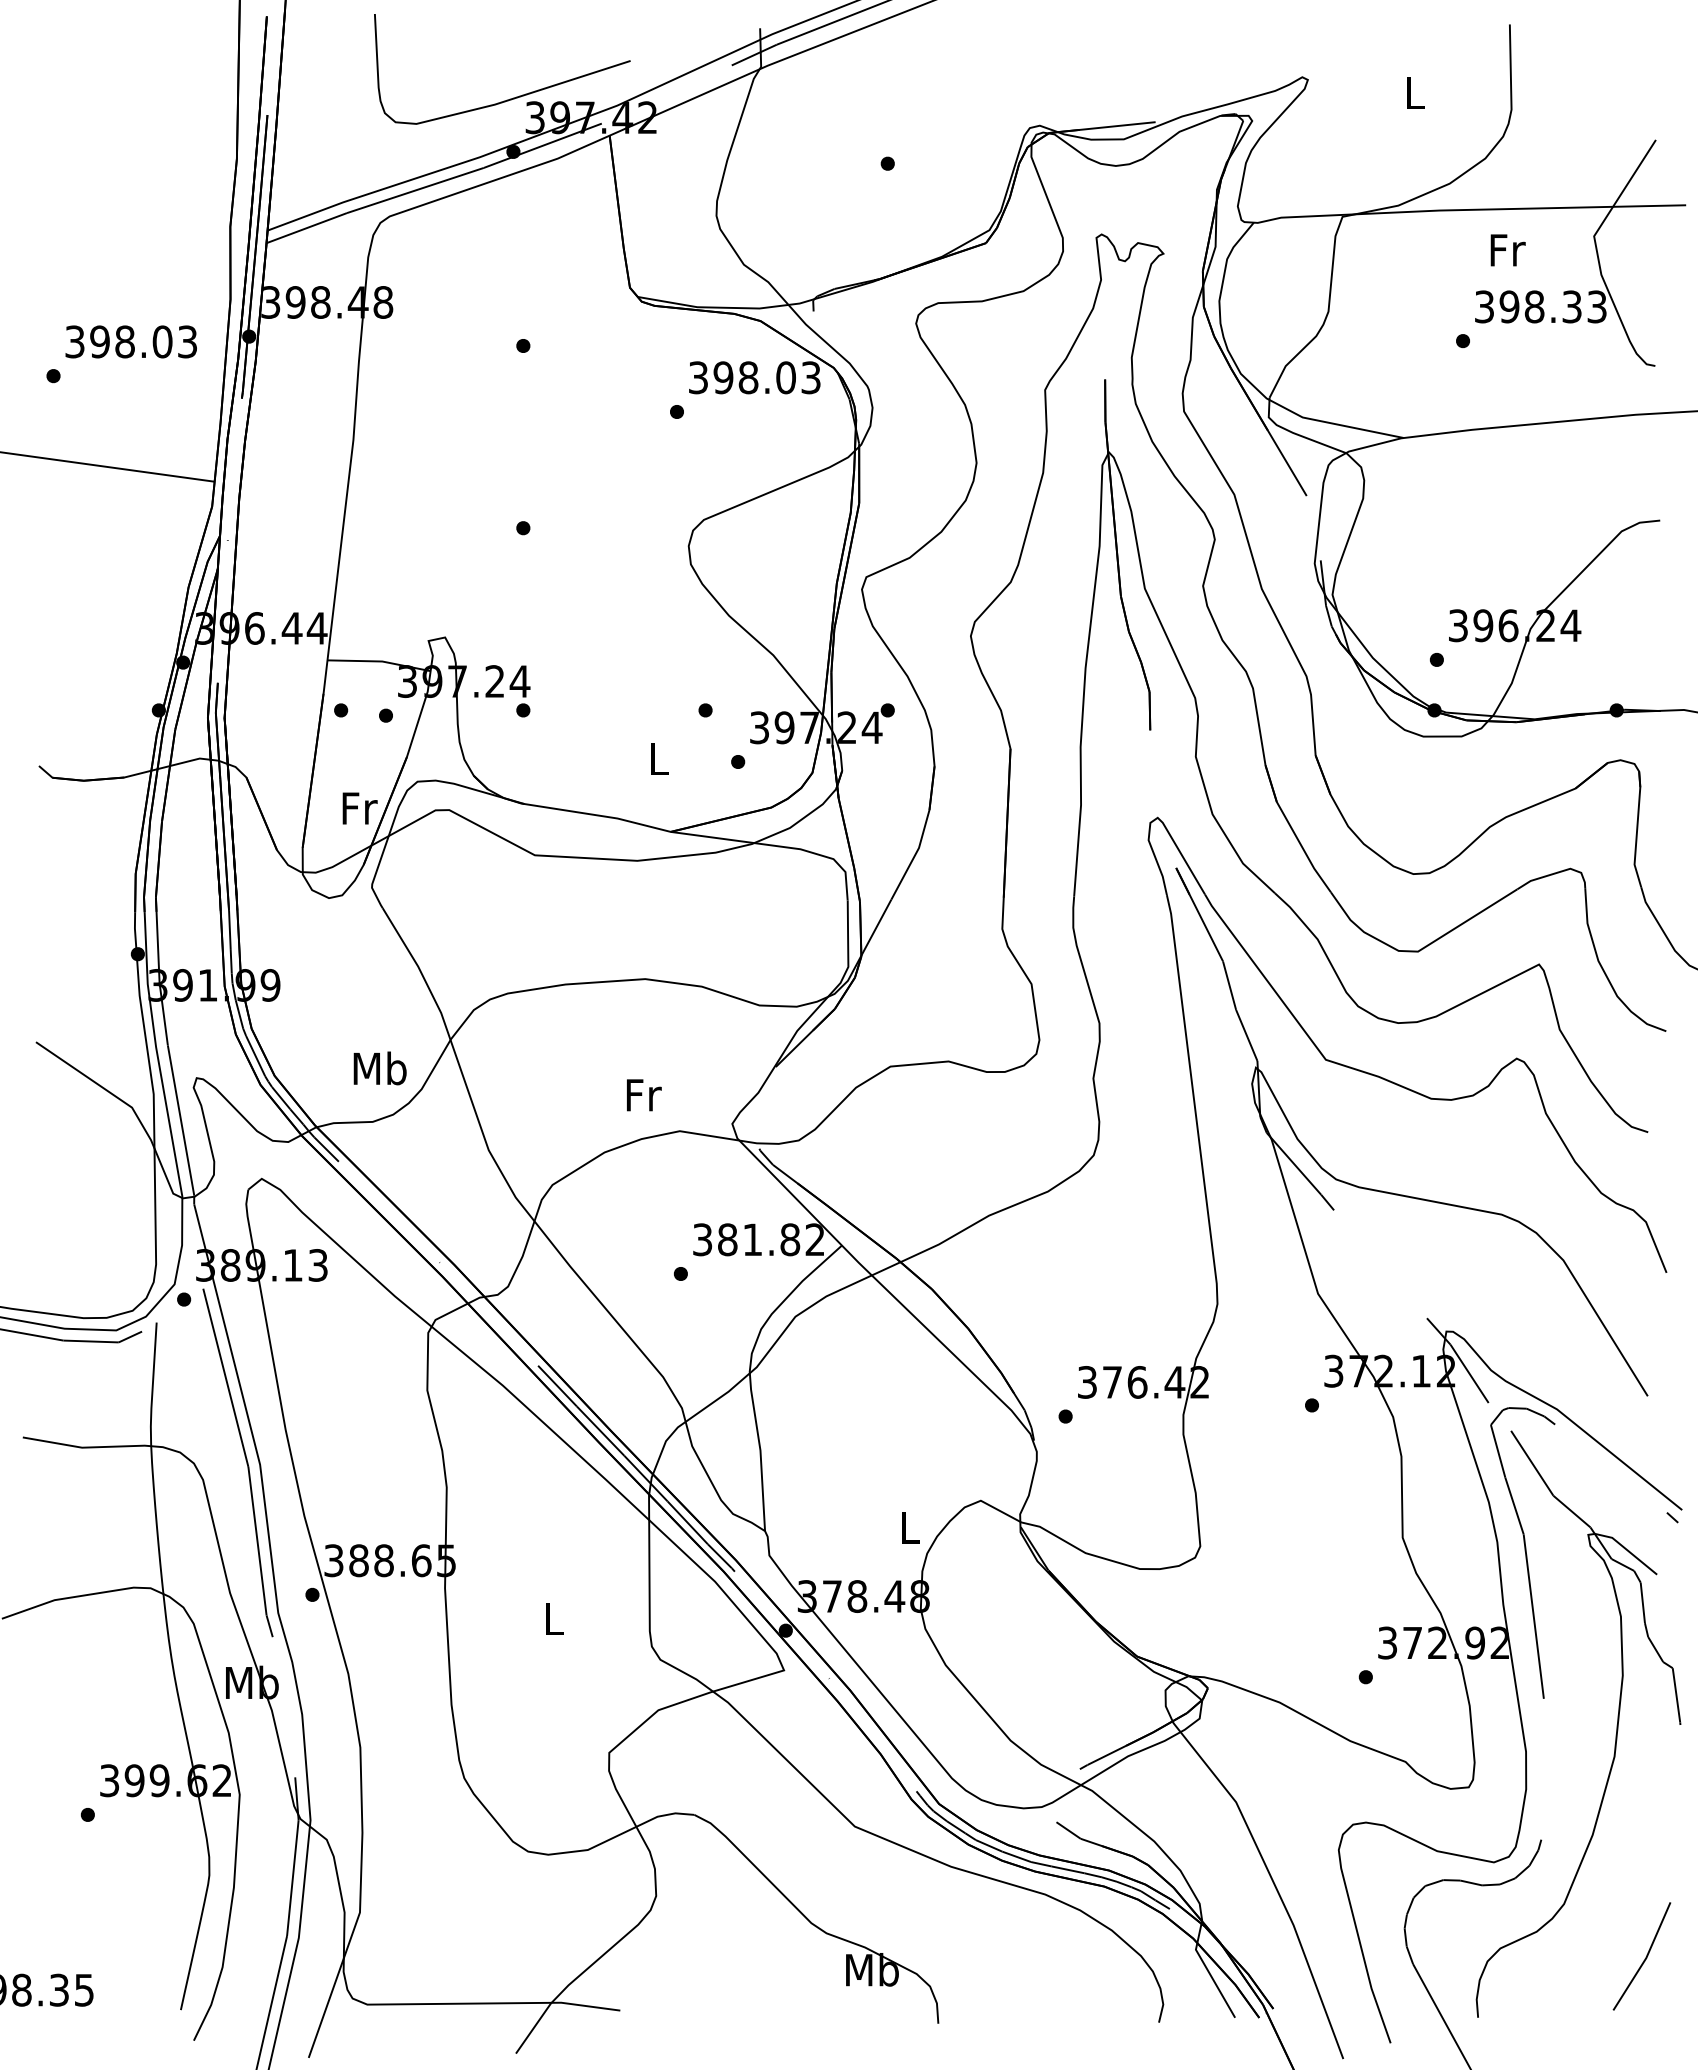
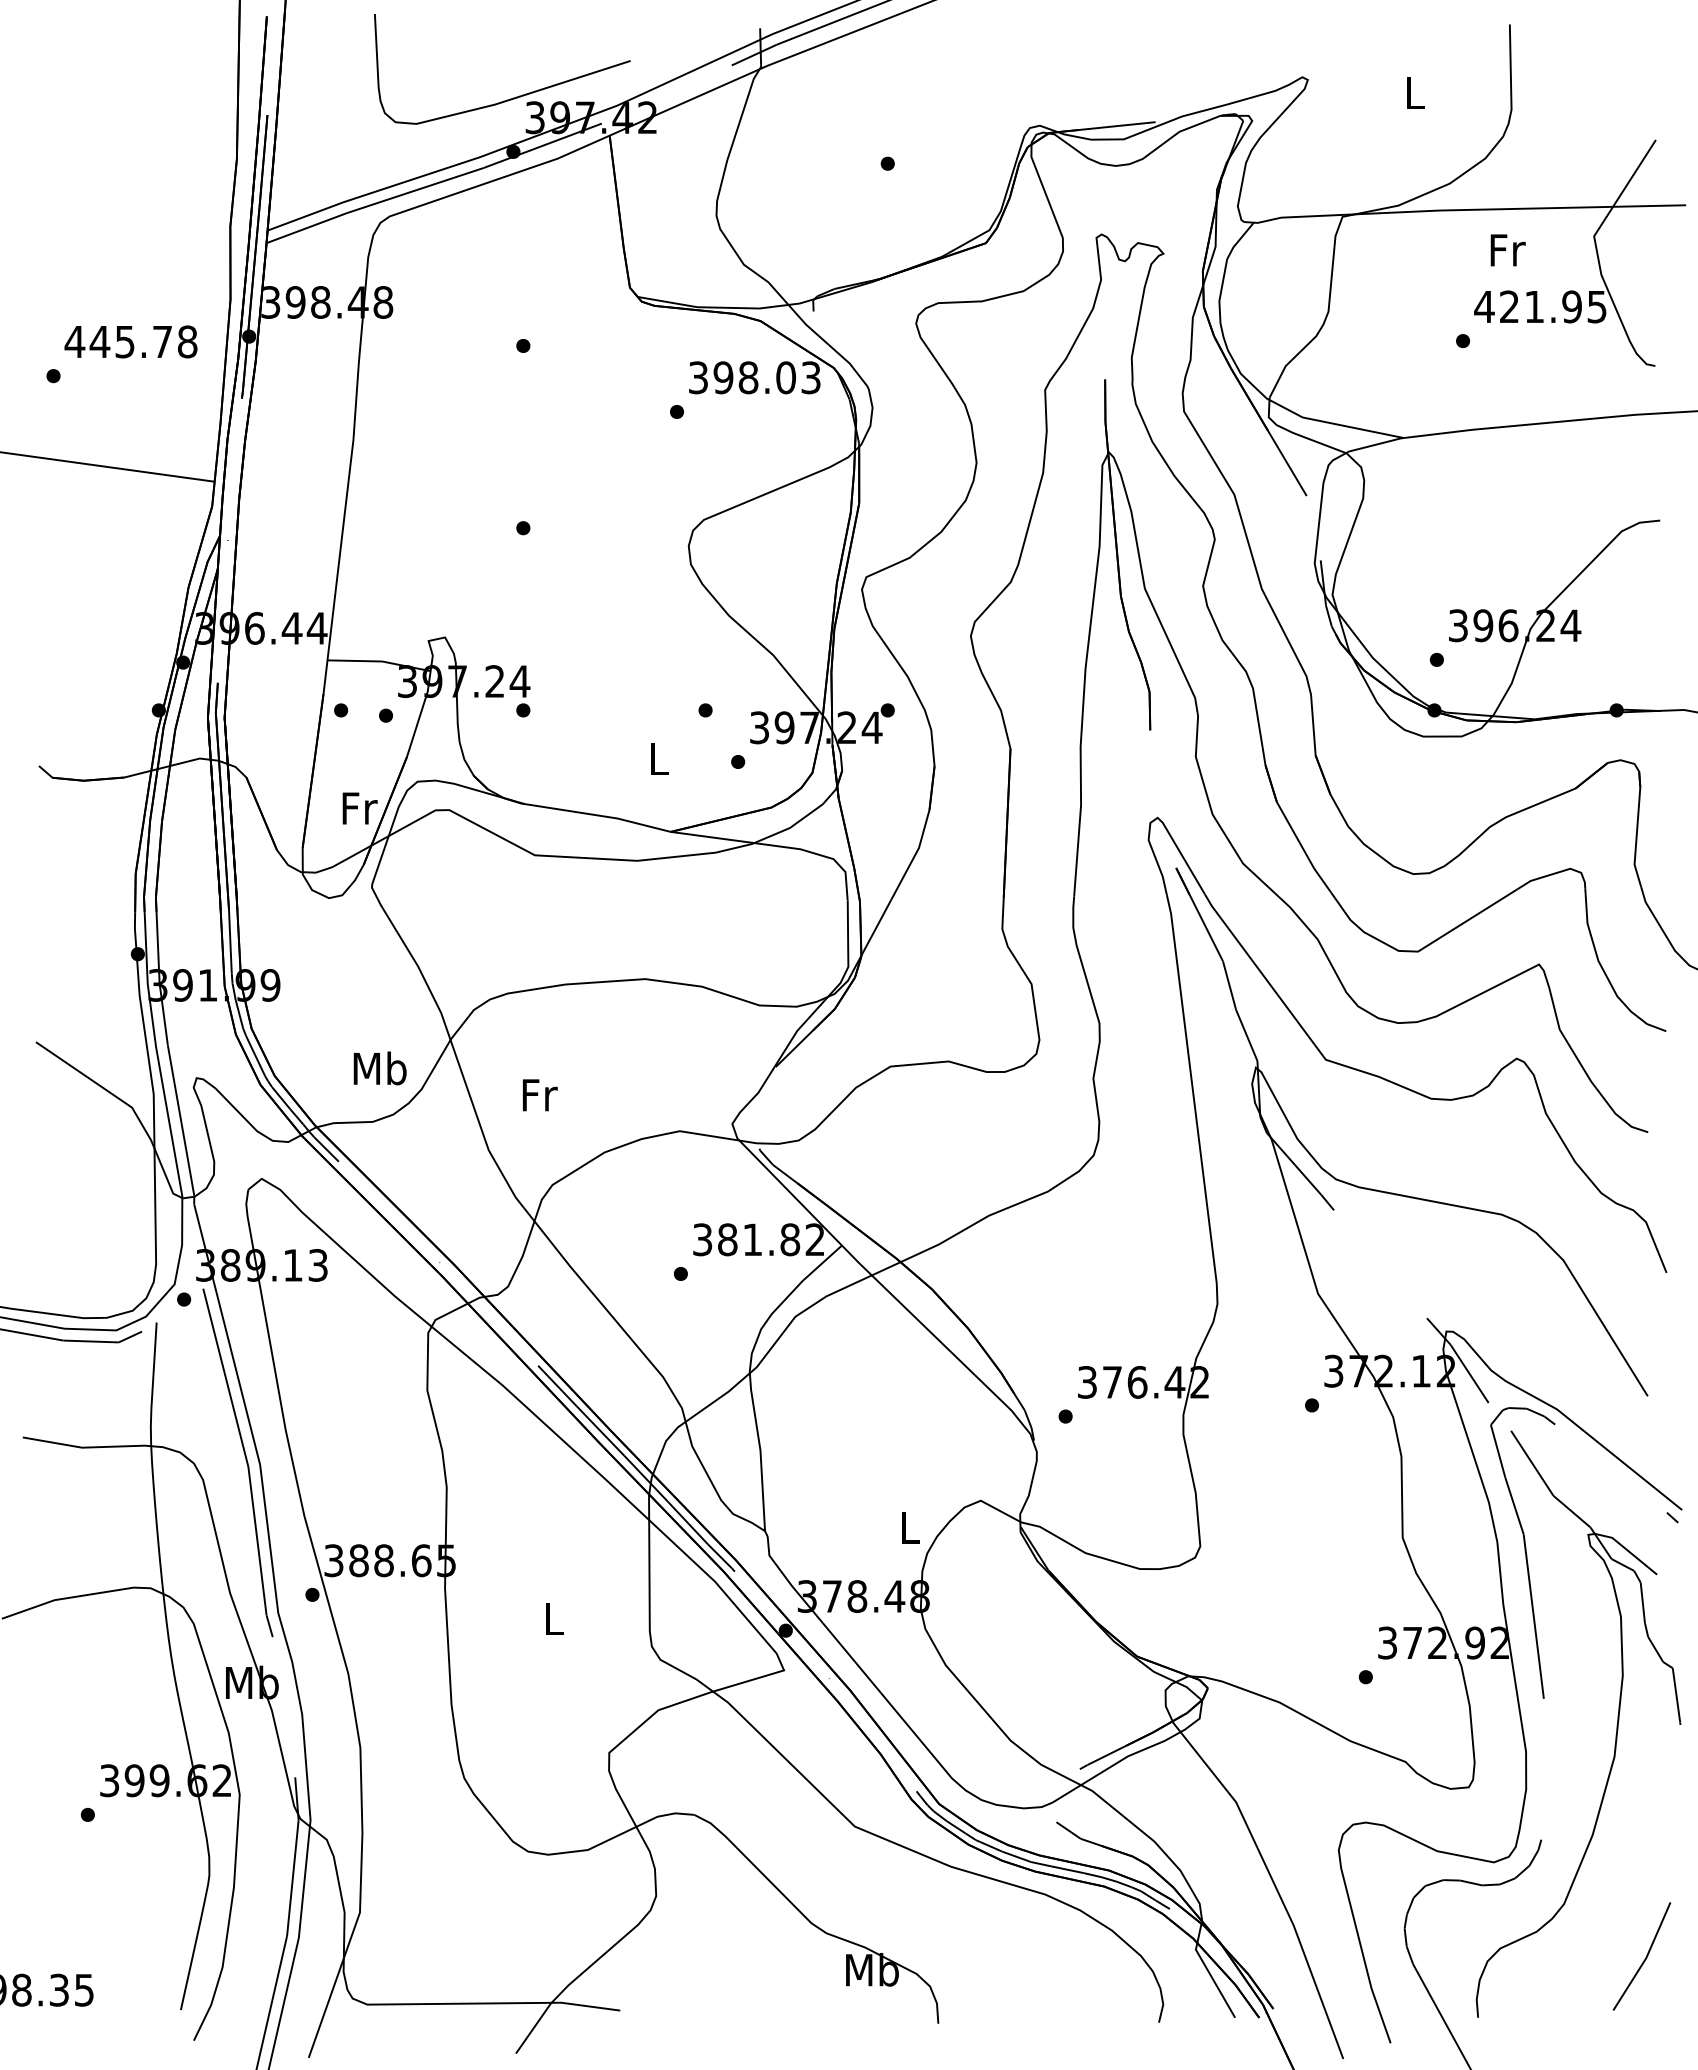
text: 398.33 -> 421.95 (1540, 306)
text: 398.03 -> 445.78 (130, 341)
text position: (644, 1095) -> (540, 1095) (540, 1095)
